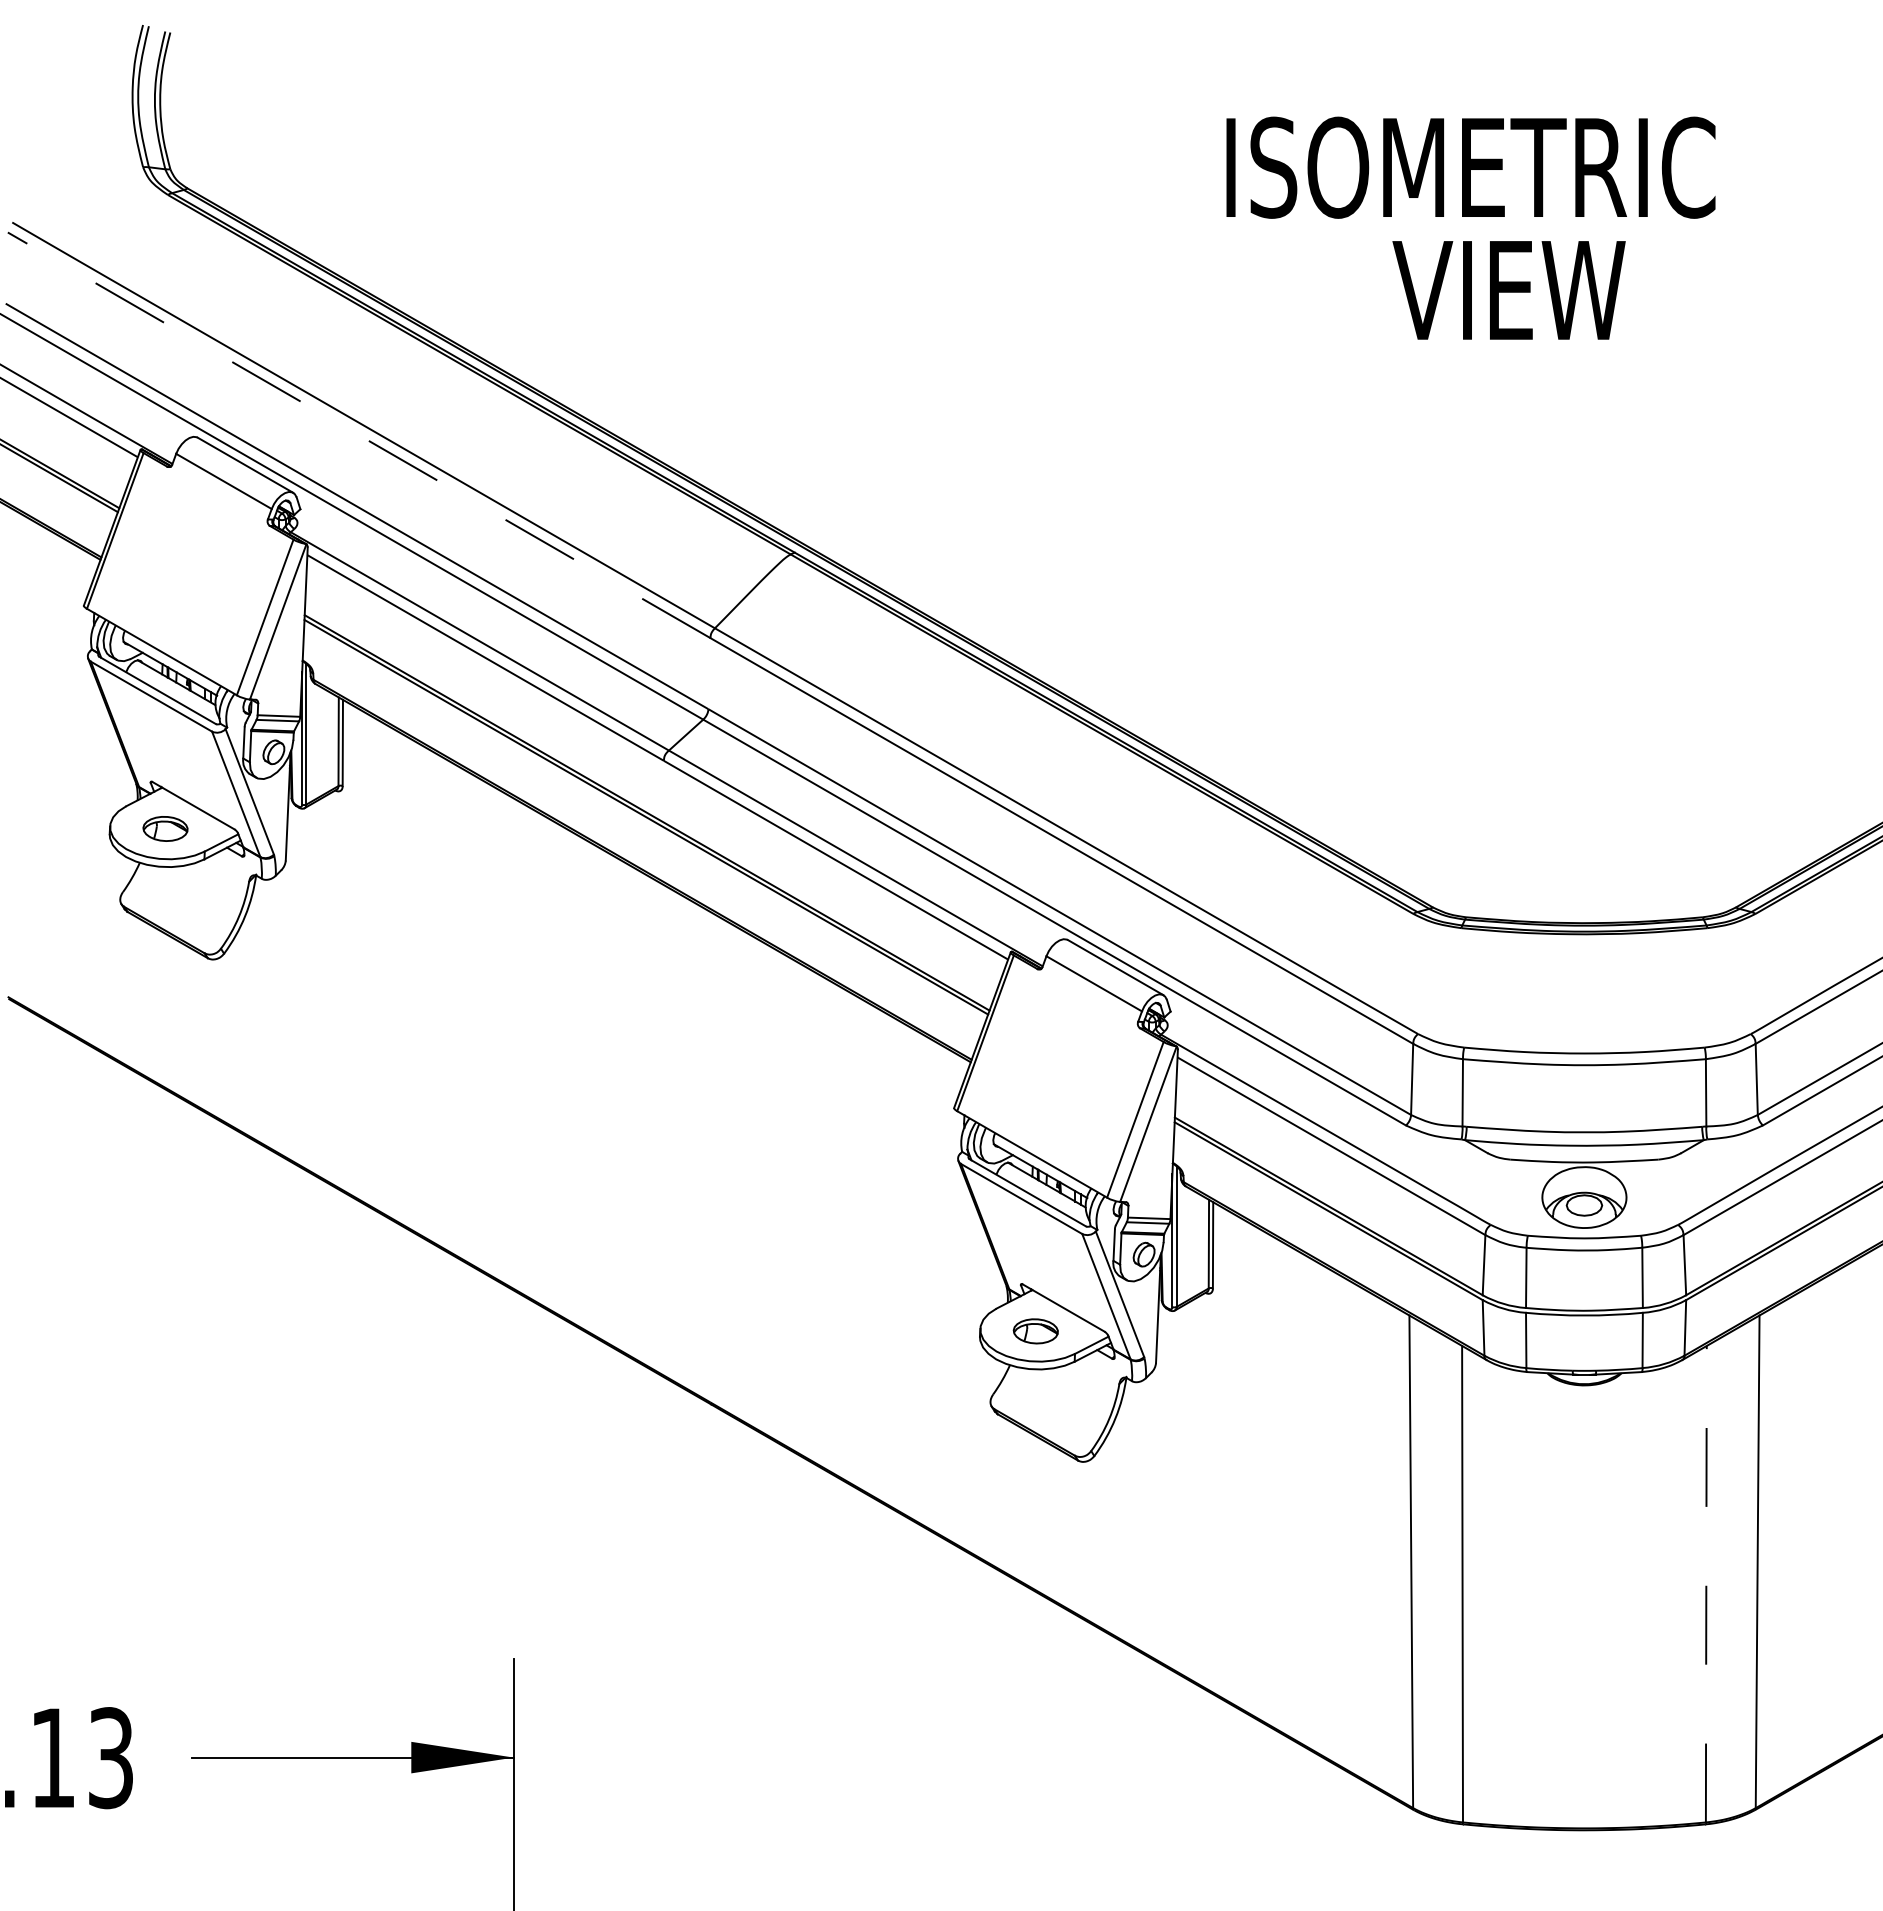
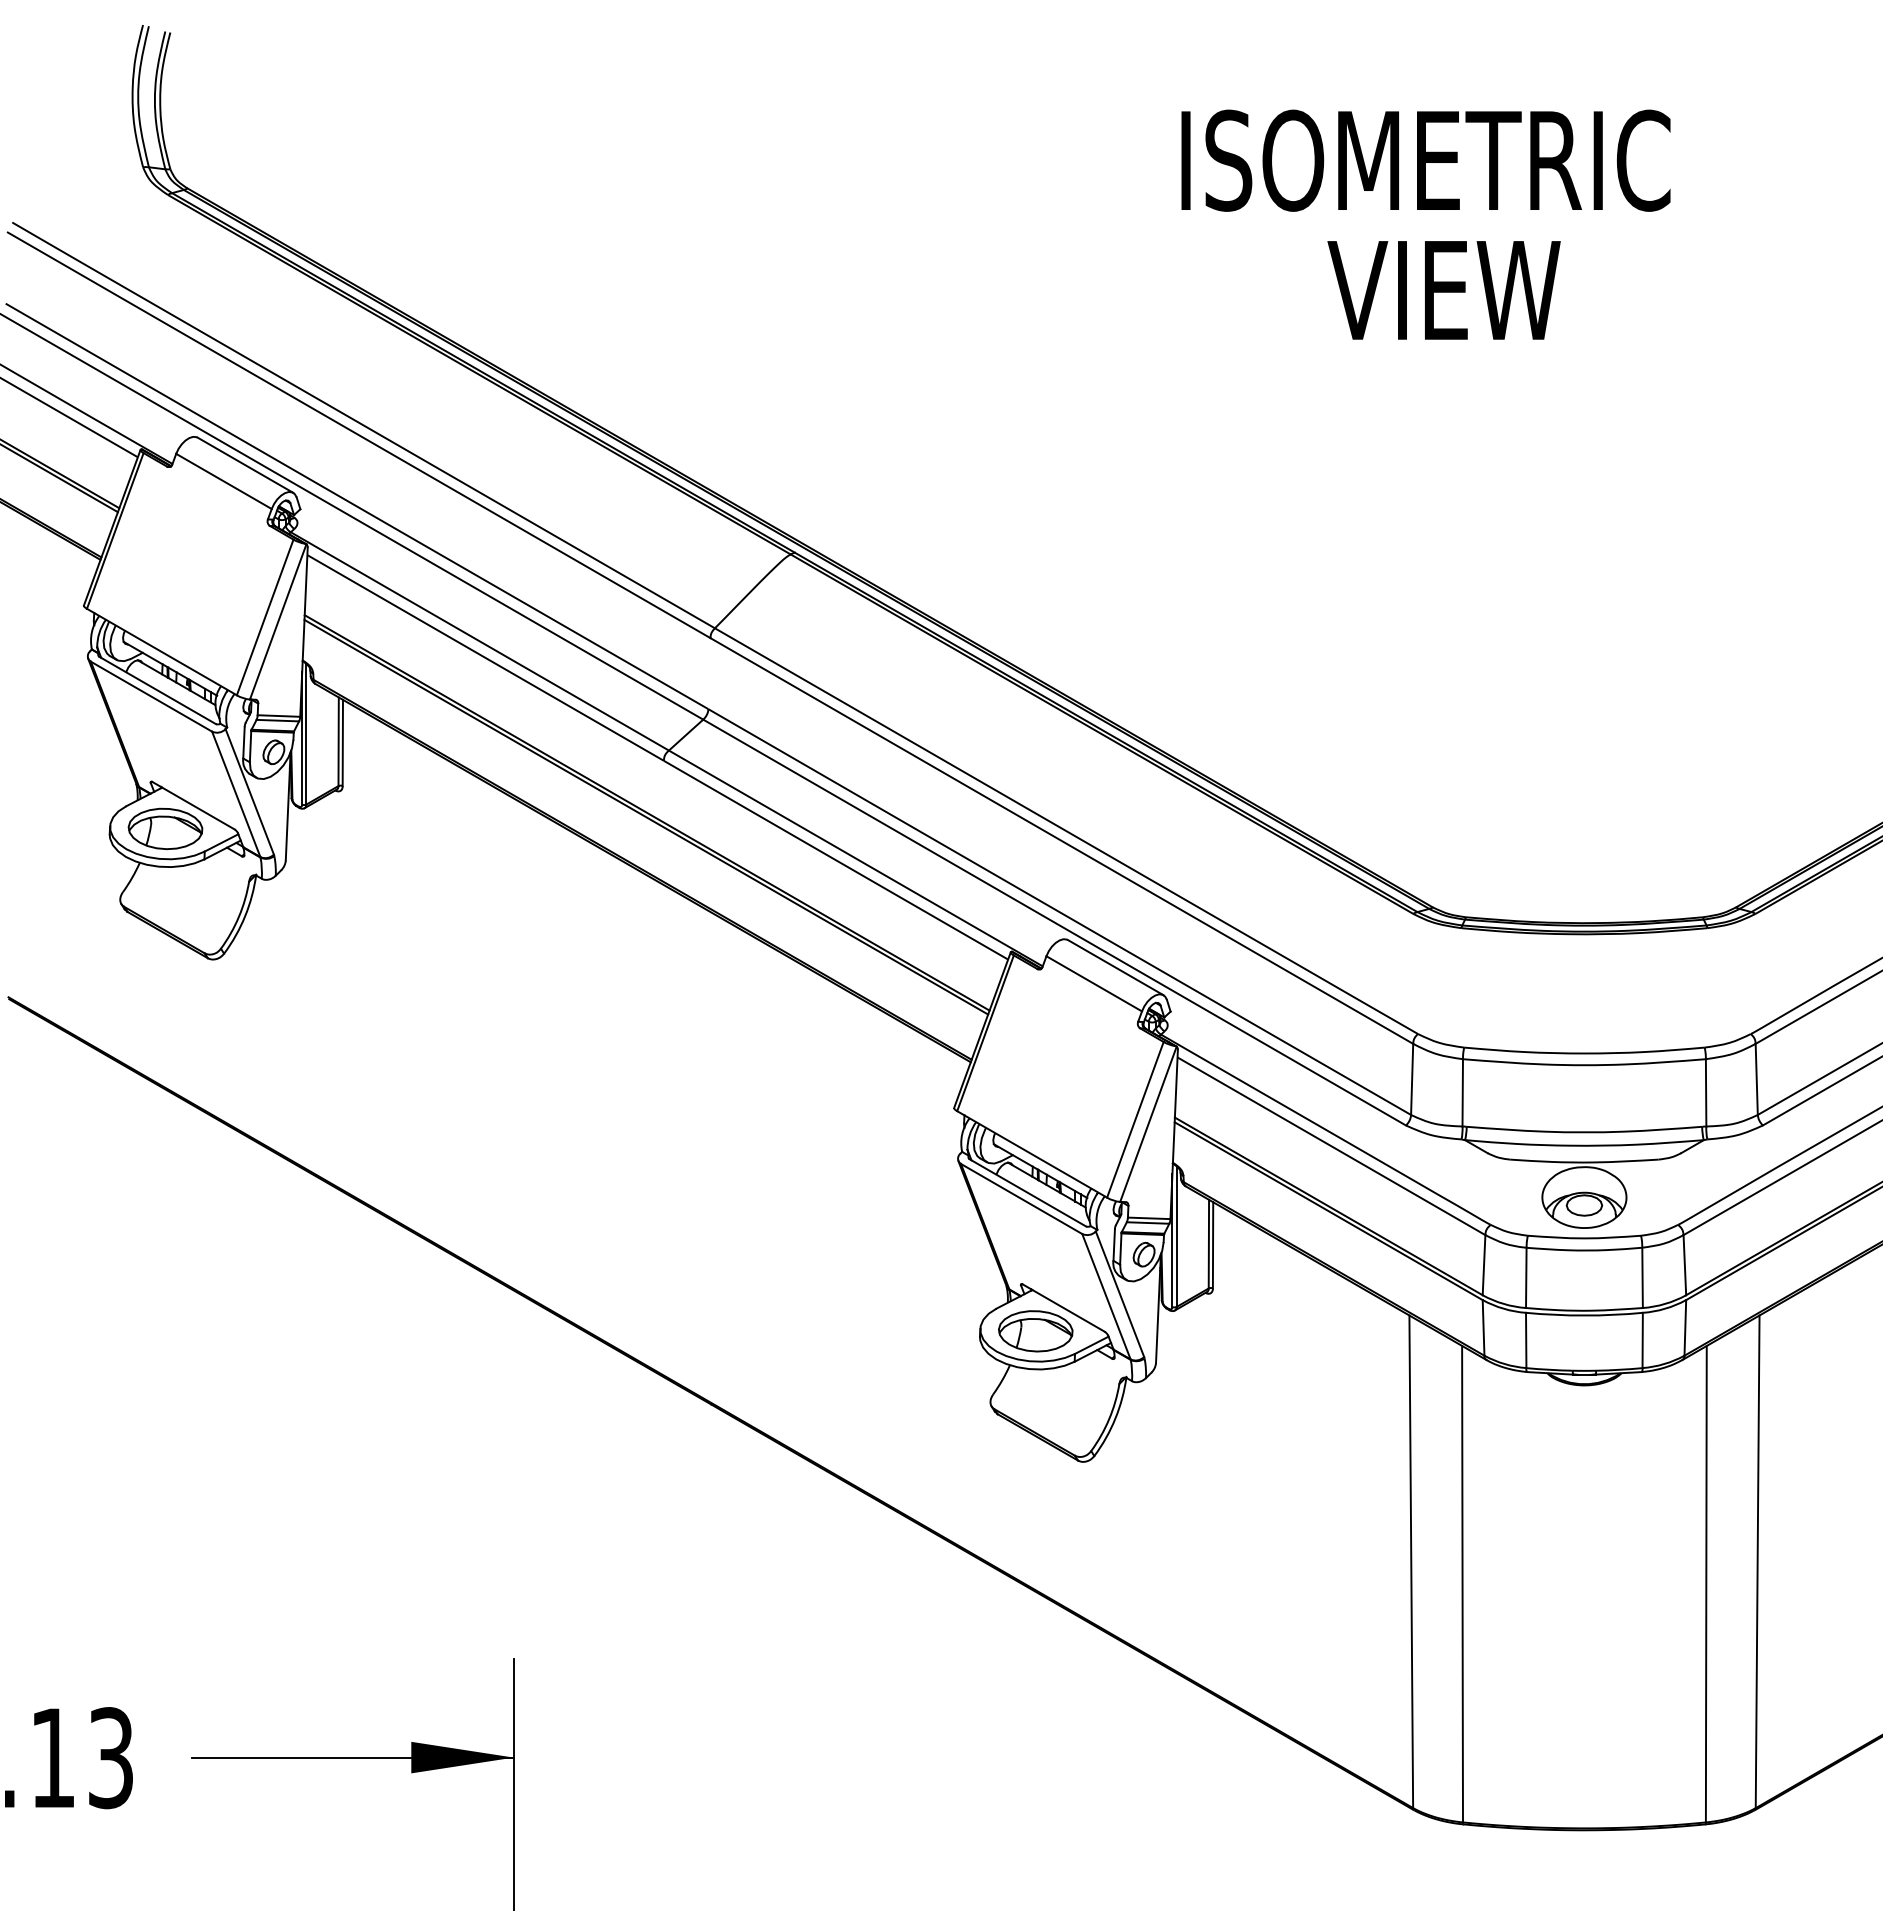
text position: (1470, 167) -> (1425, 160) (1425, 160)
text position: (1508, 290) -> (1443, 290) (1443, 290)
line: dashed -> solid (359, 435)
part size: 47x26 px -> 77x44 px (165, 828)
part size: 47x27 px -> 76x43 px (1035, 1331)
line: dashed -> solid (1706, 1583)
